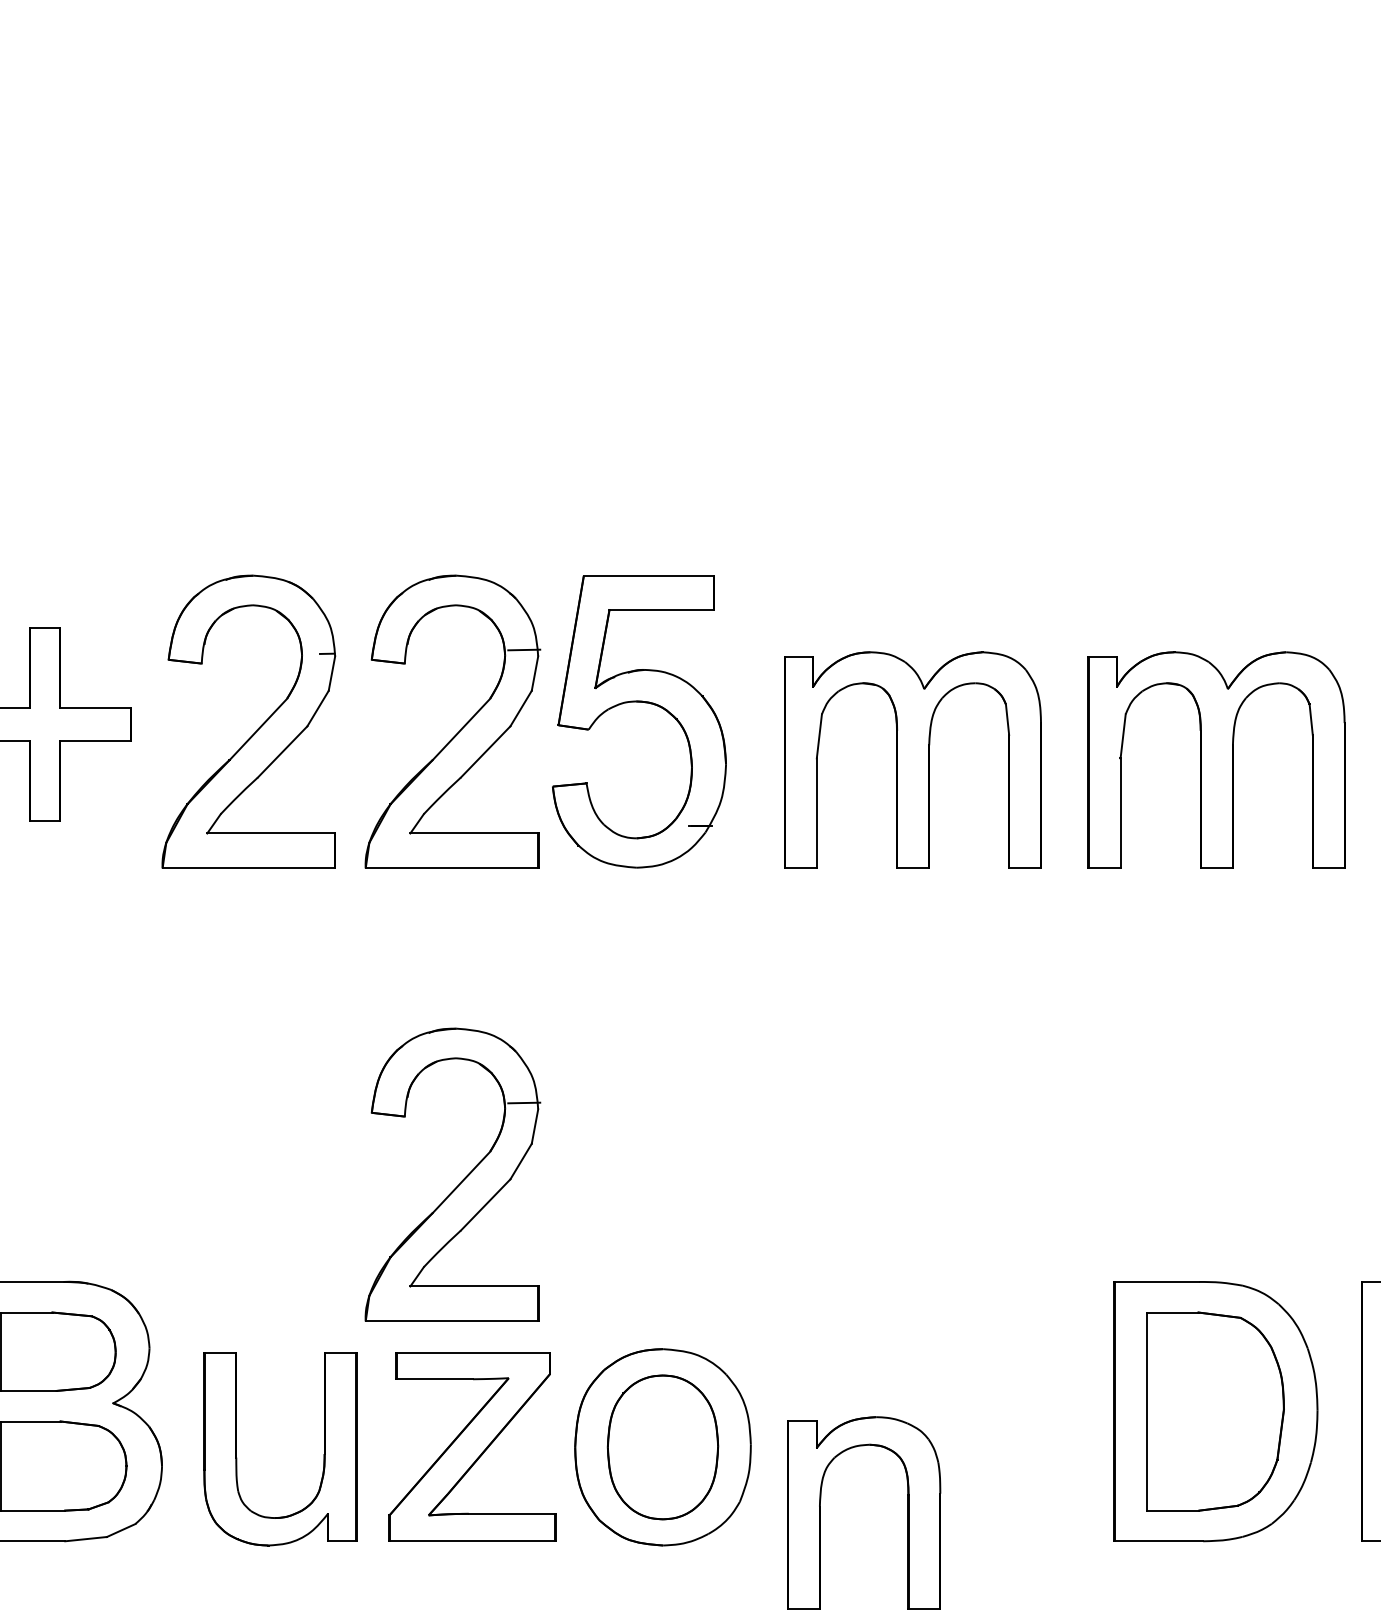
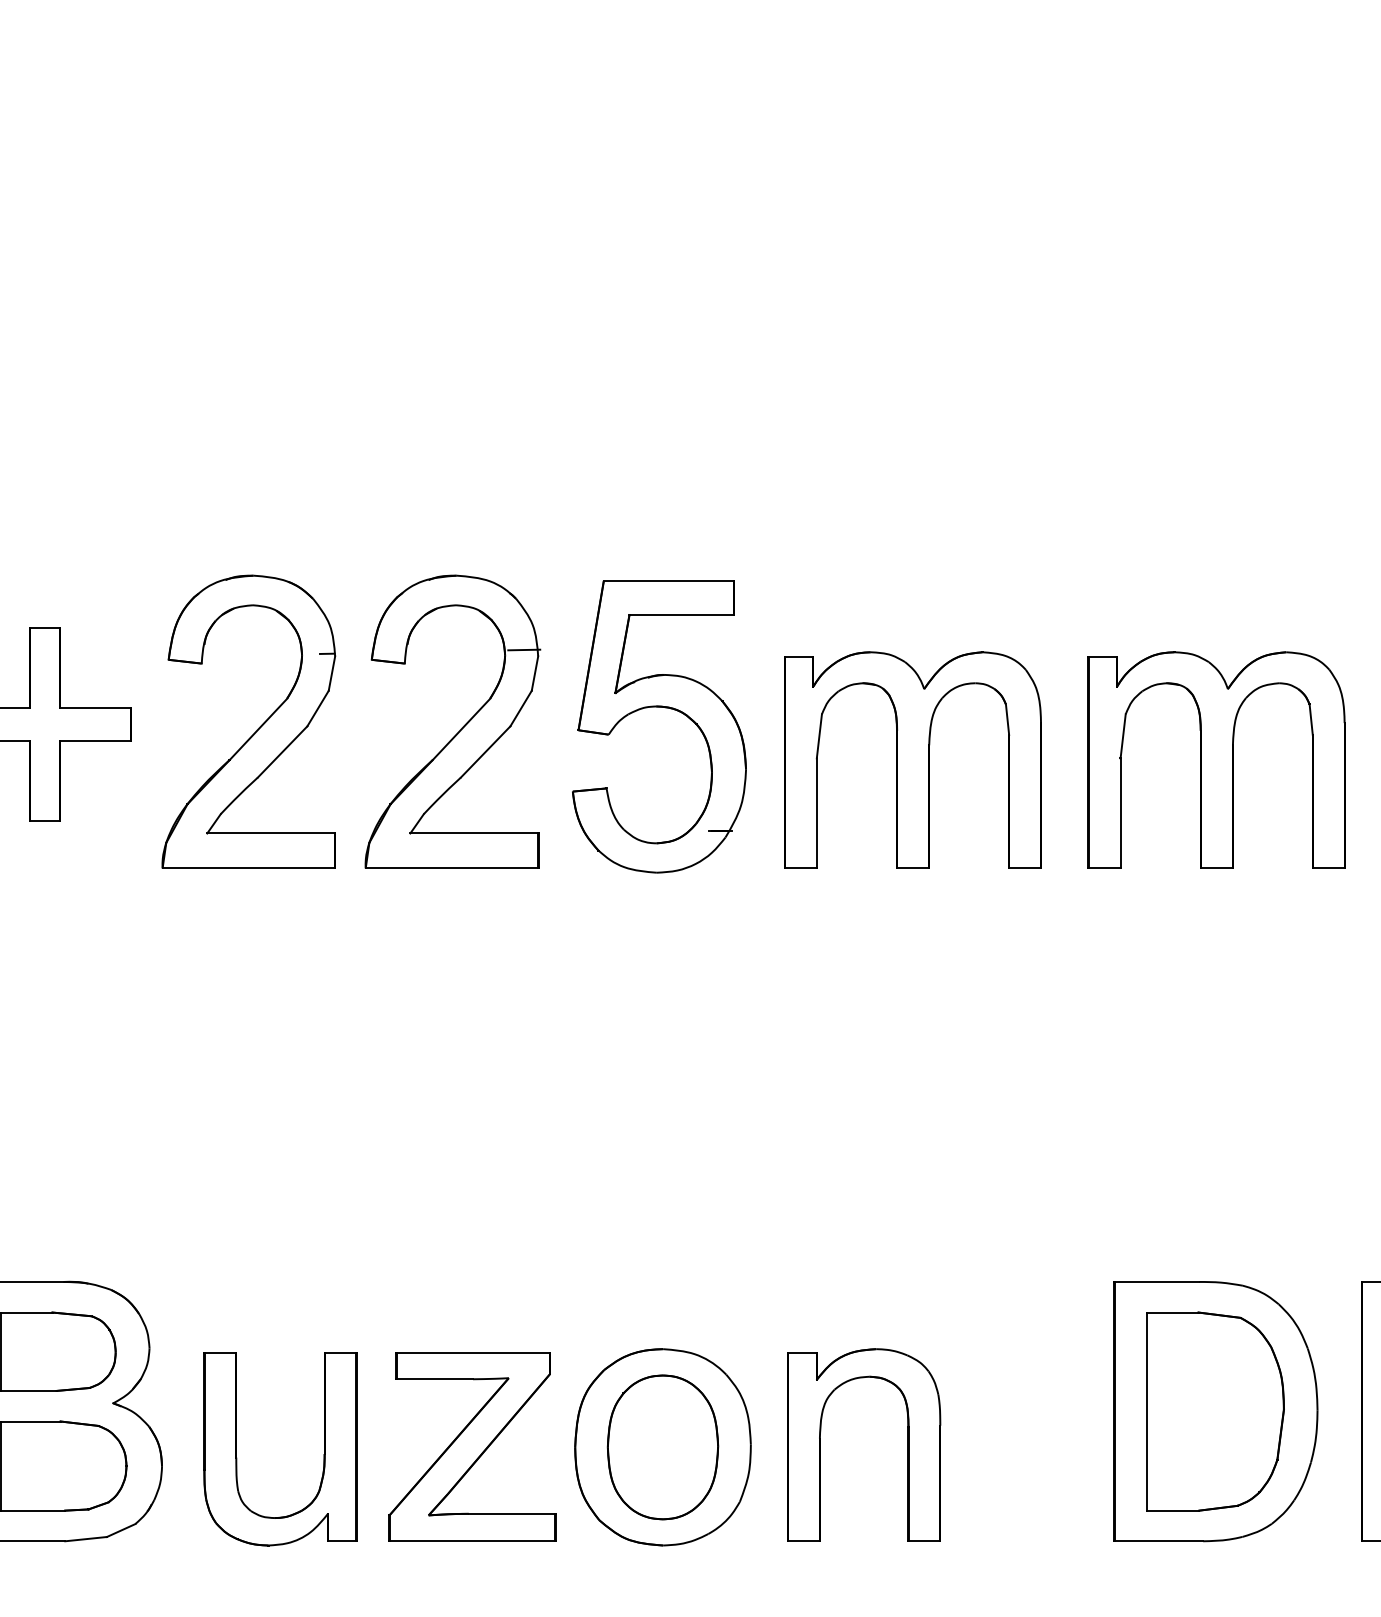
part position: (645, 703) -> (665, 708) (665, 708)
part: present -> none (461, 1180)
part position: (907, 1512) -> (907, 1444) (907, 1444)
